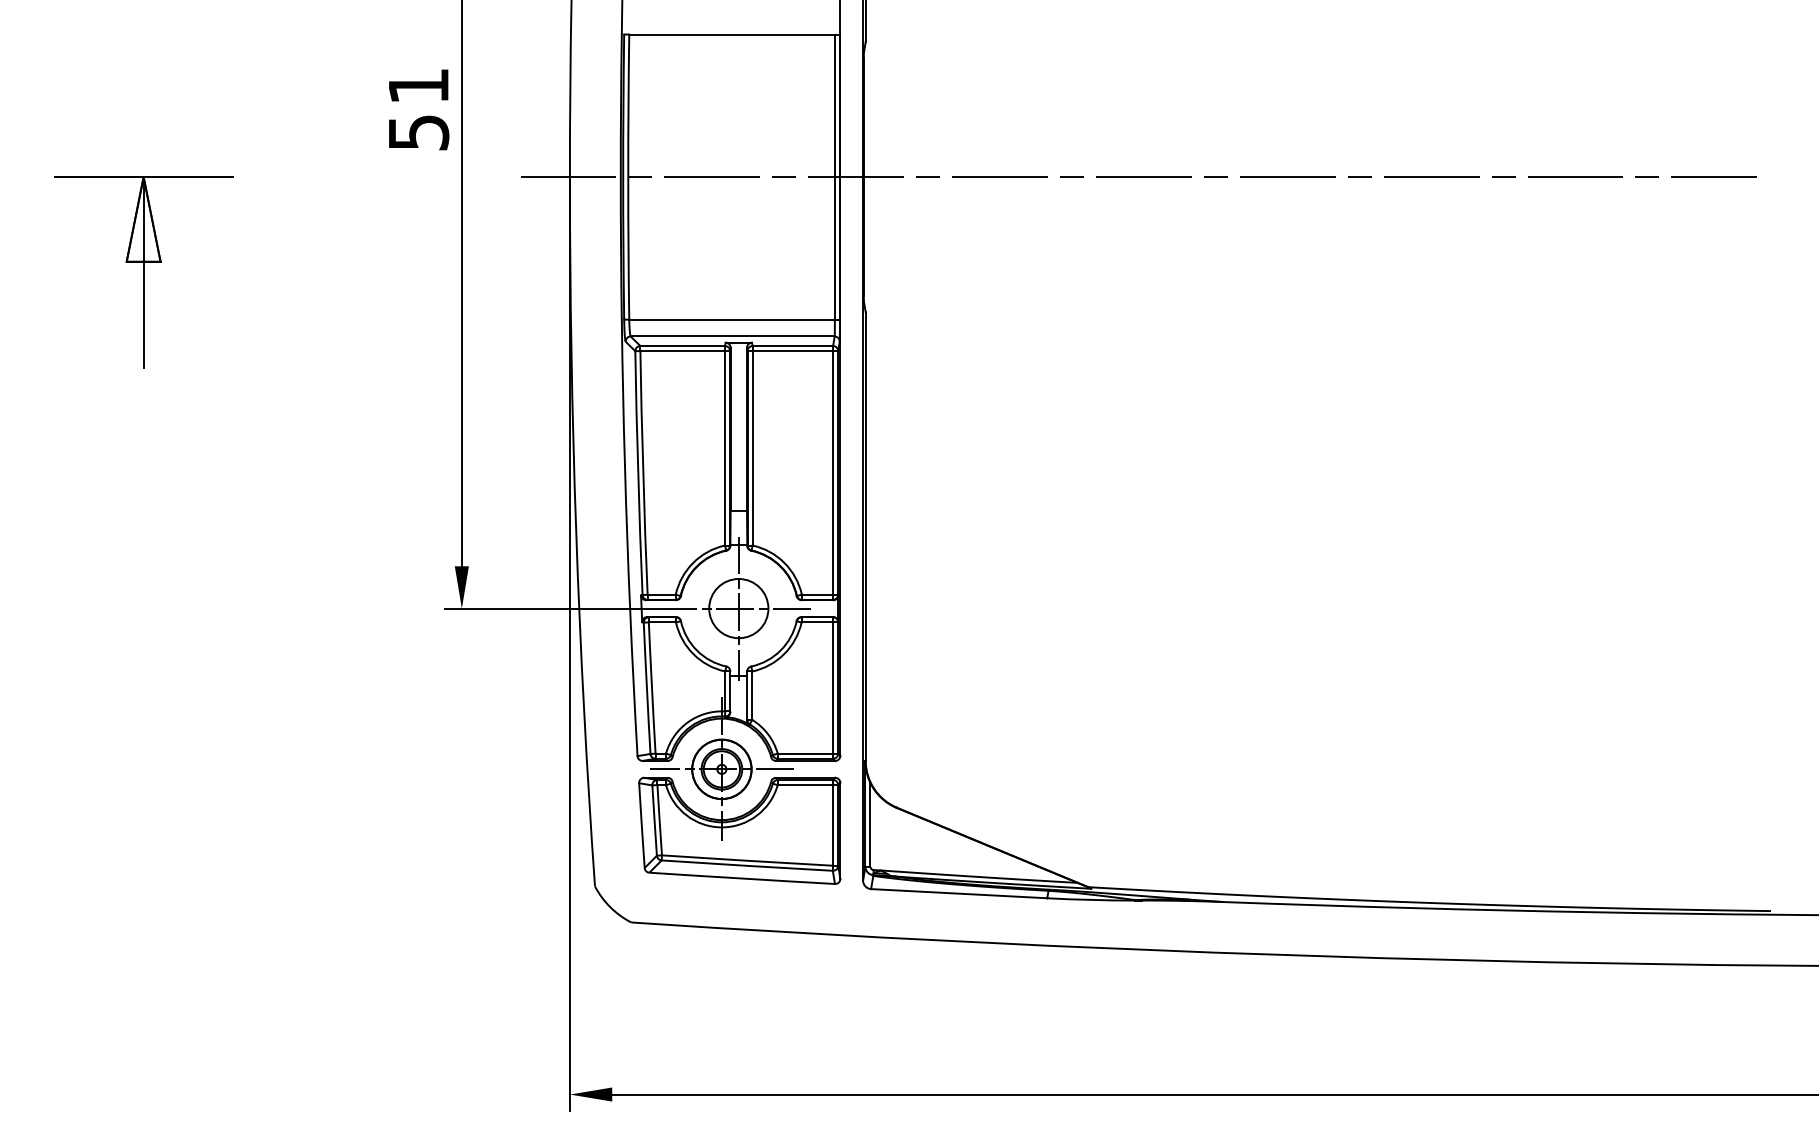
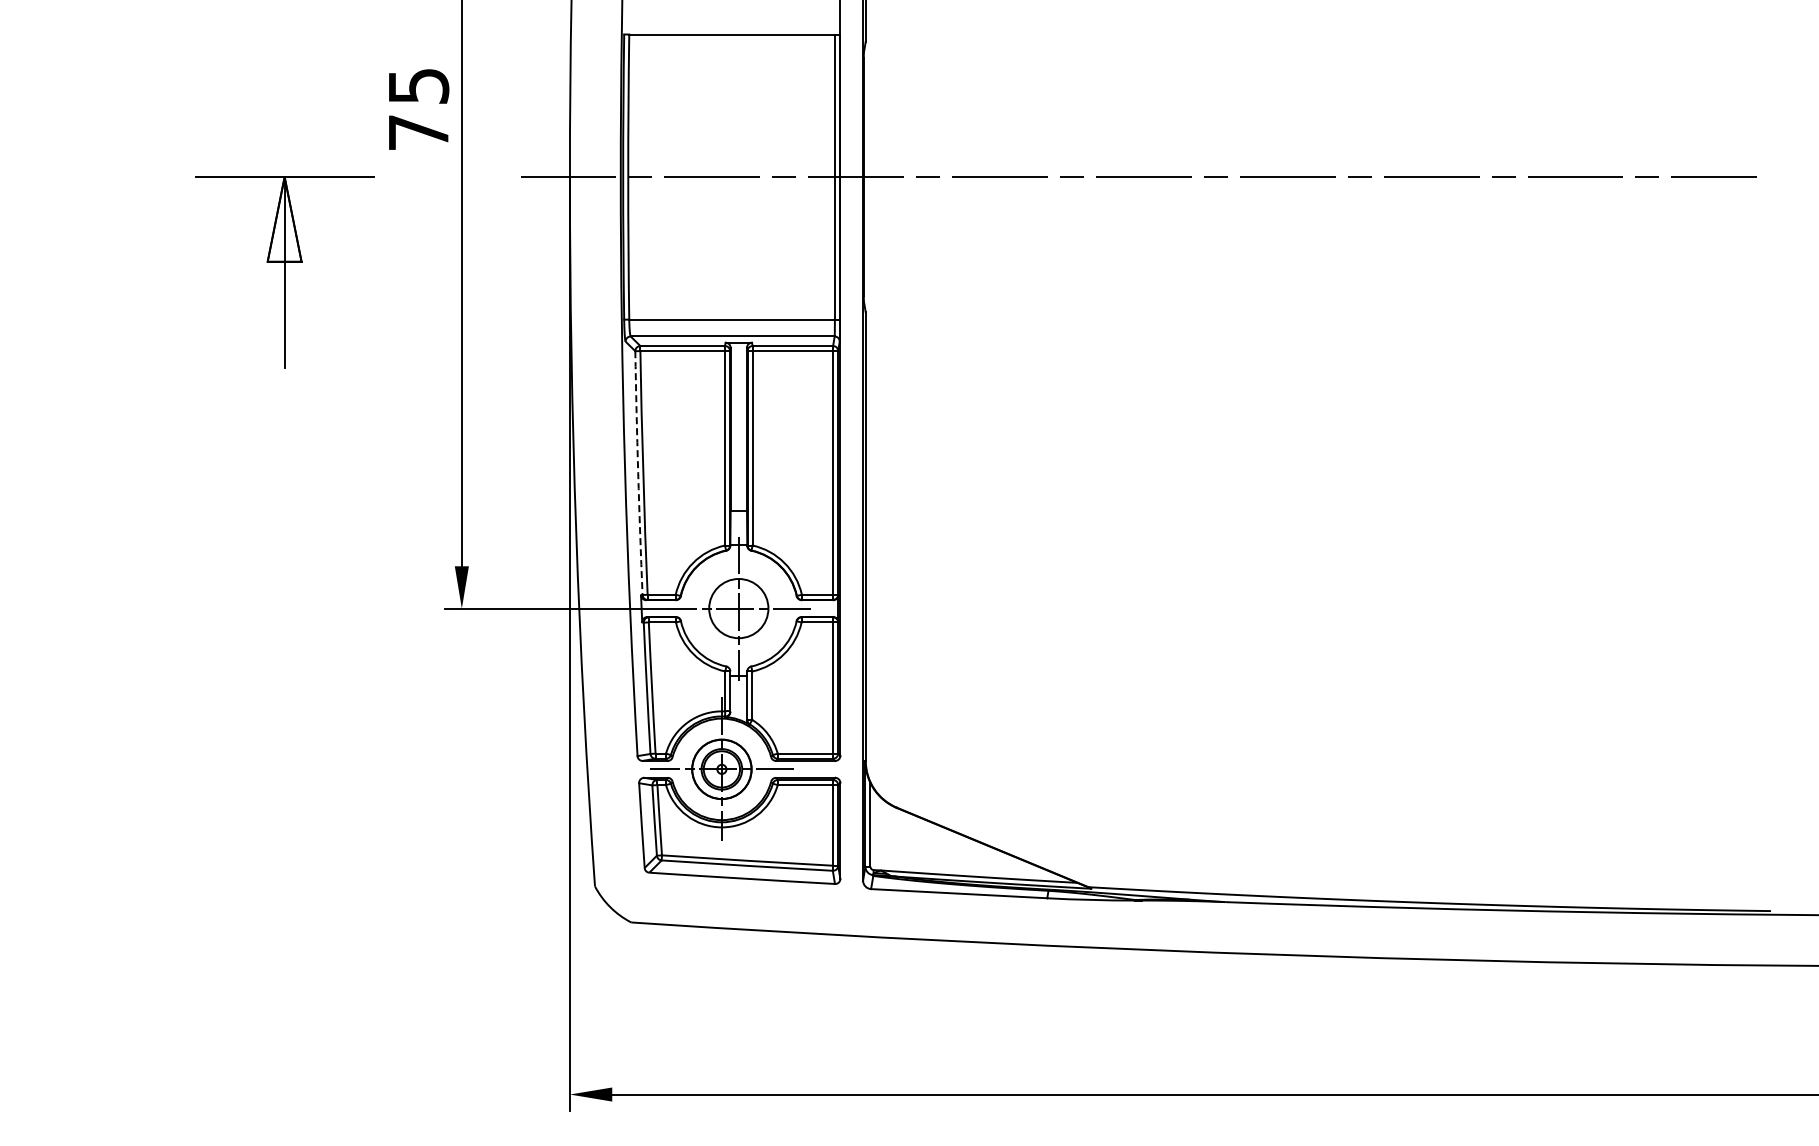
text: 51 -> 75 (419, 109)
part position: (143, 272) -> (284, 272) (284, 272)
arc: solid -> dashed (638, 473)
